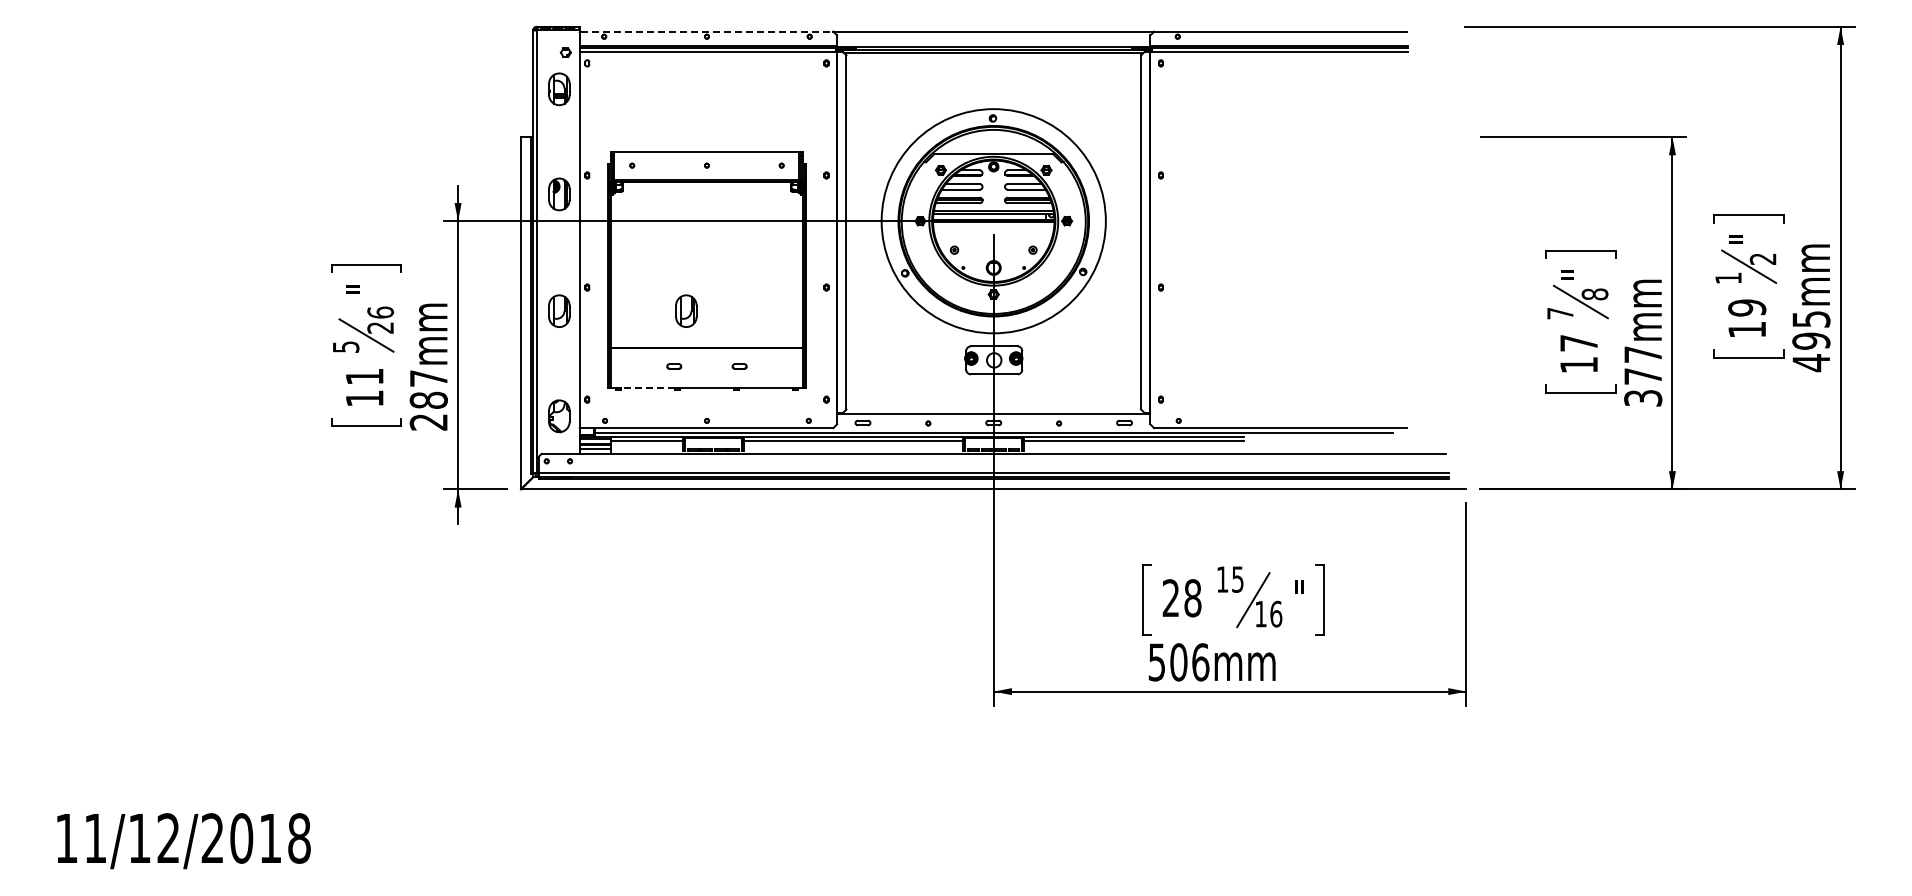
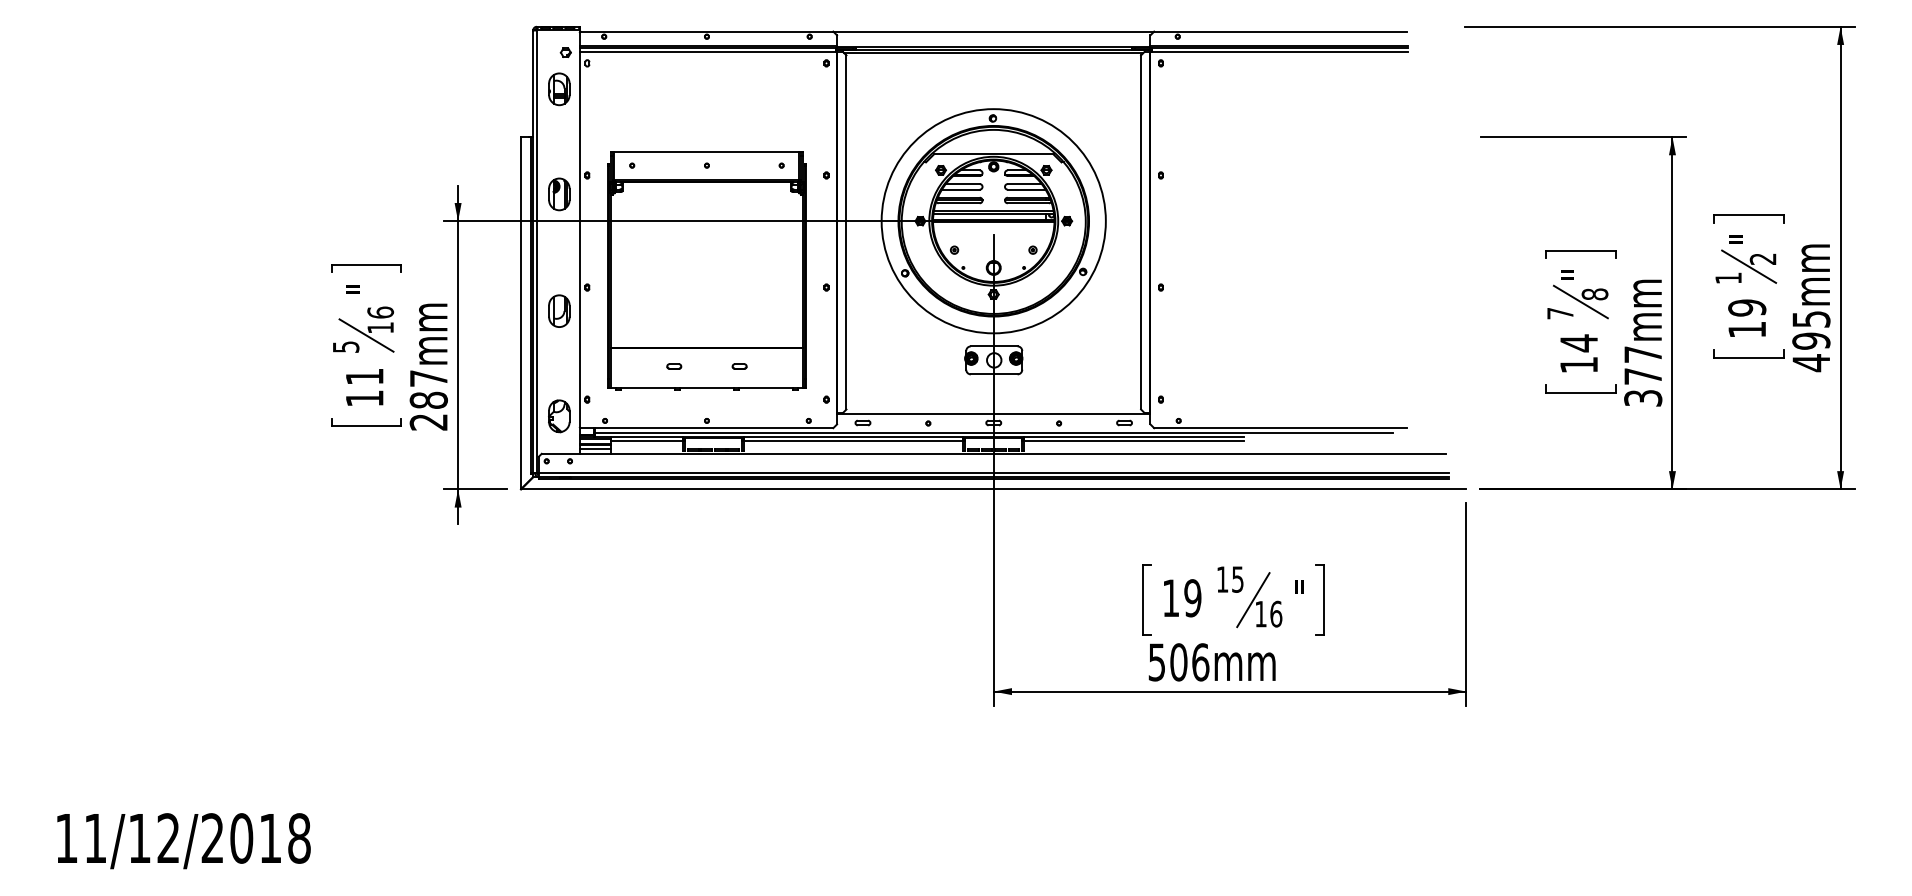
line: dashed -> solid (707, 31)
part: present -> none (686, 310)
text: 26 -> 16 (380, 327)
text: 17 -> 14 (1578, 343)
line: dashed -> solid (647, 387)
text: 28 -> 19 (1181, 598)
